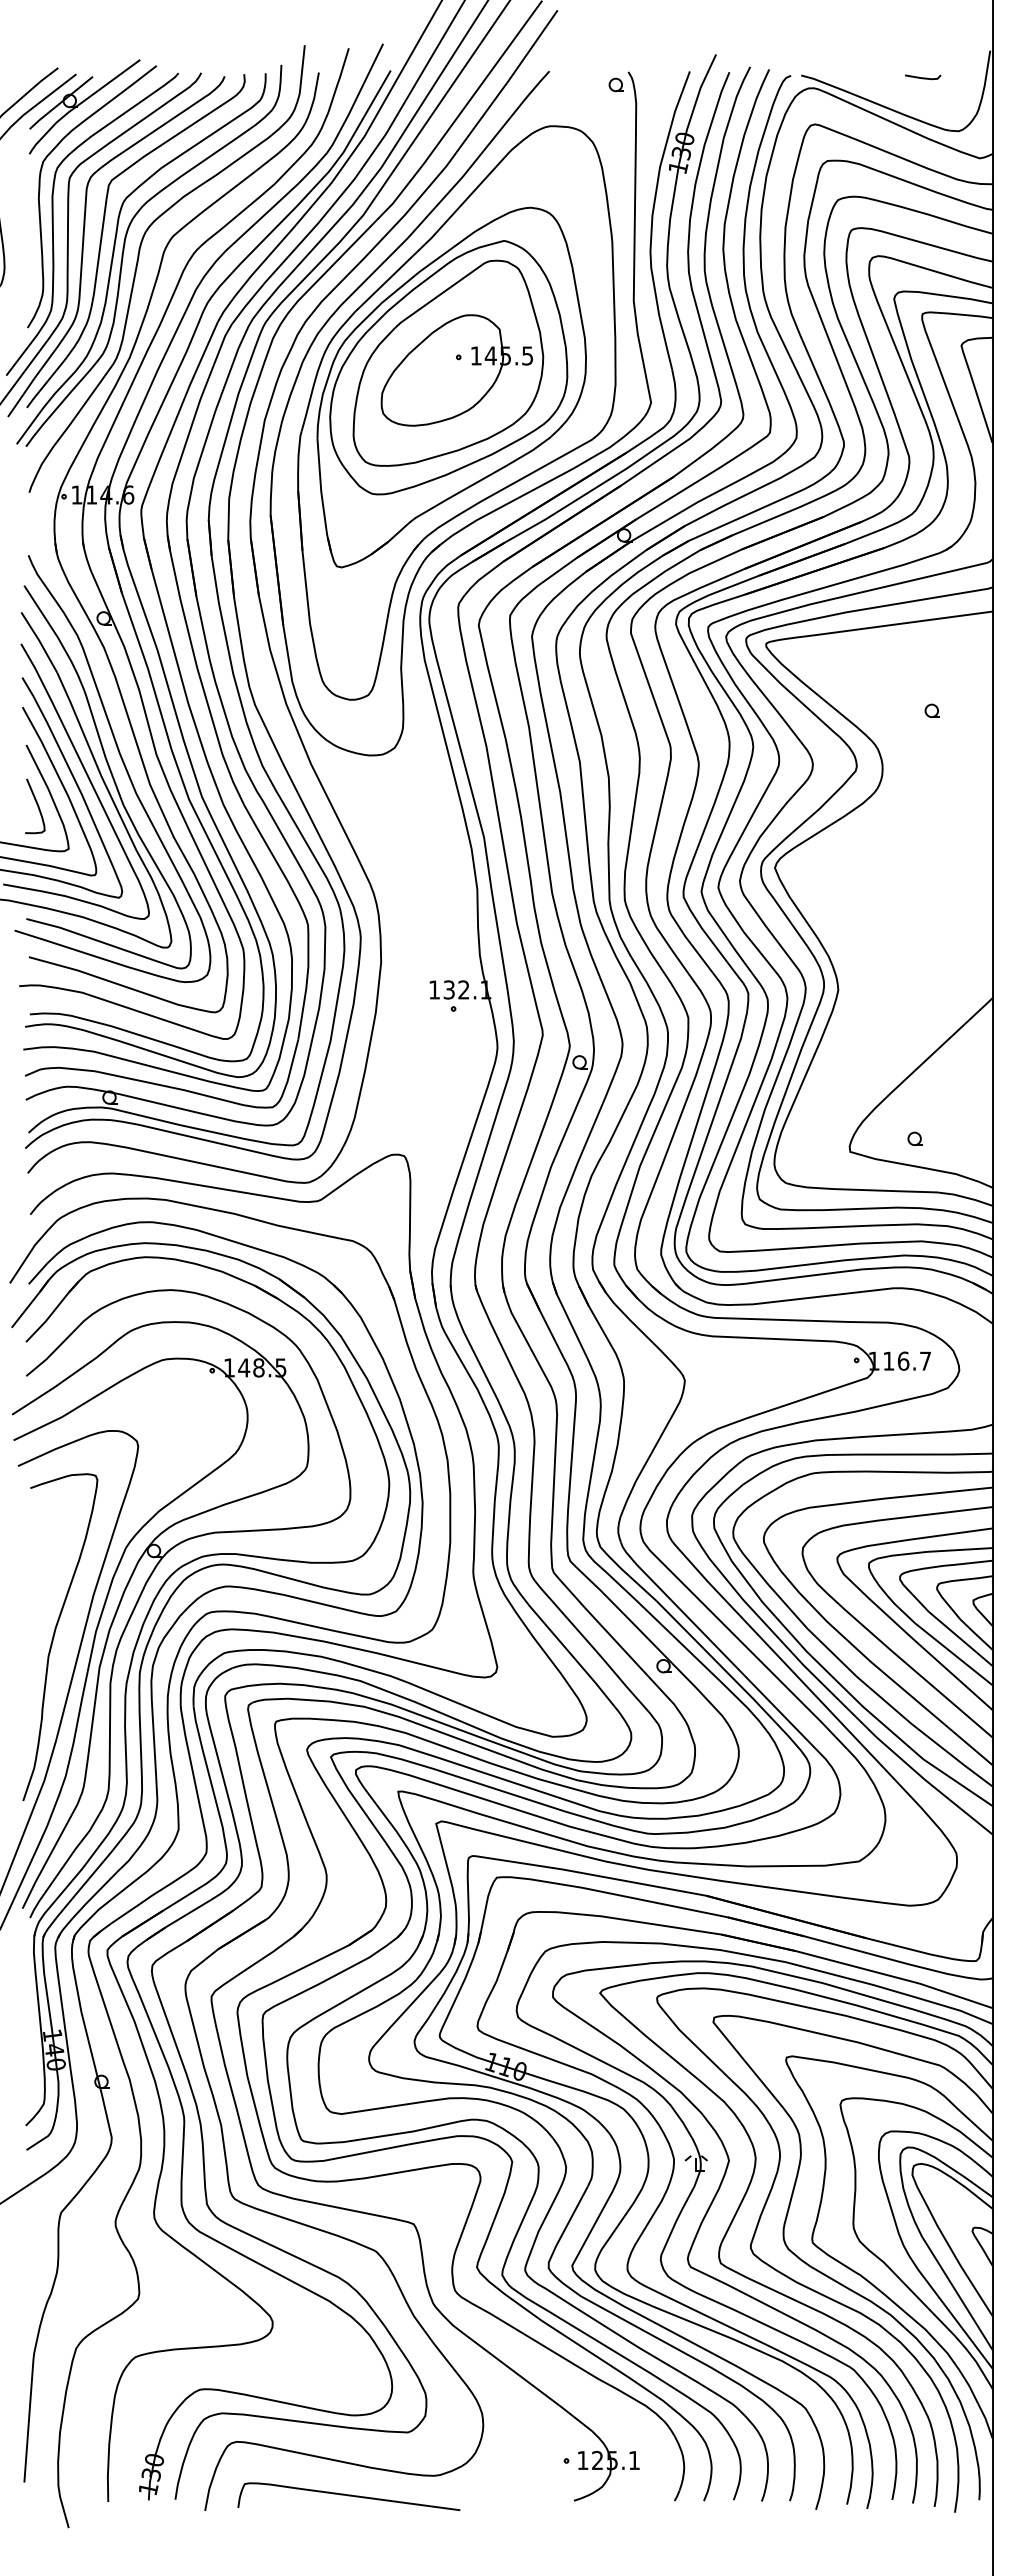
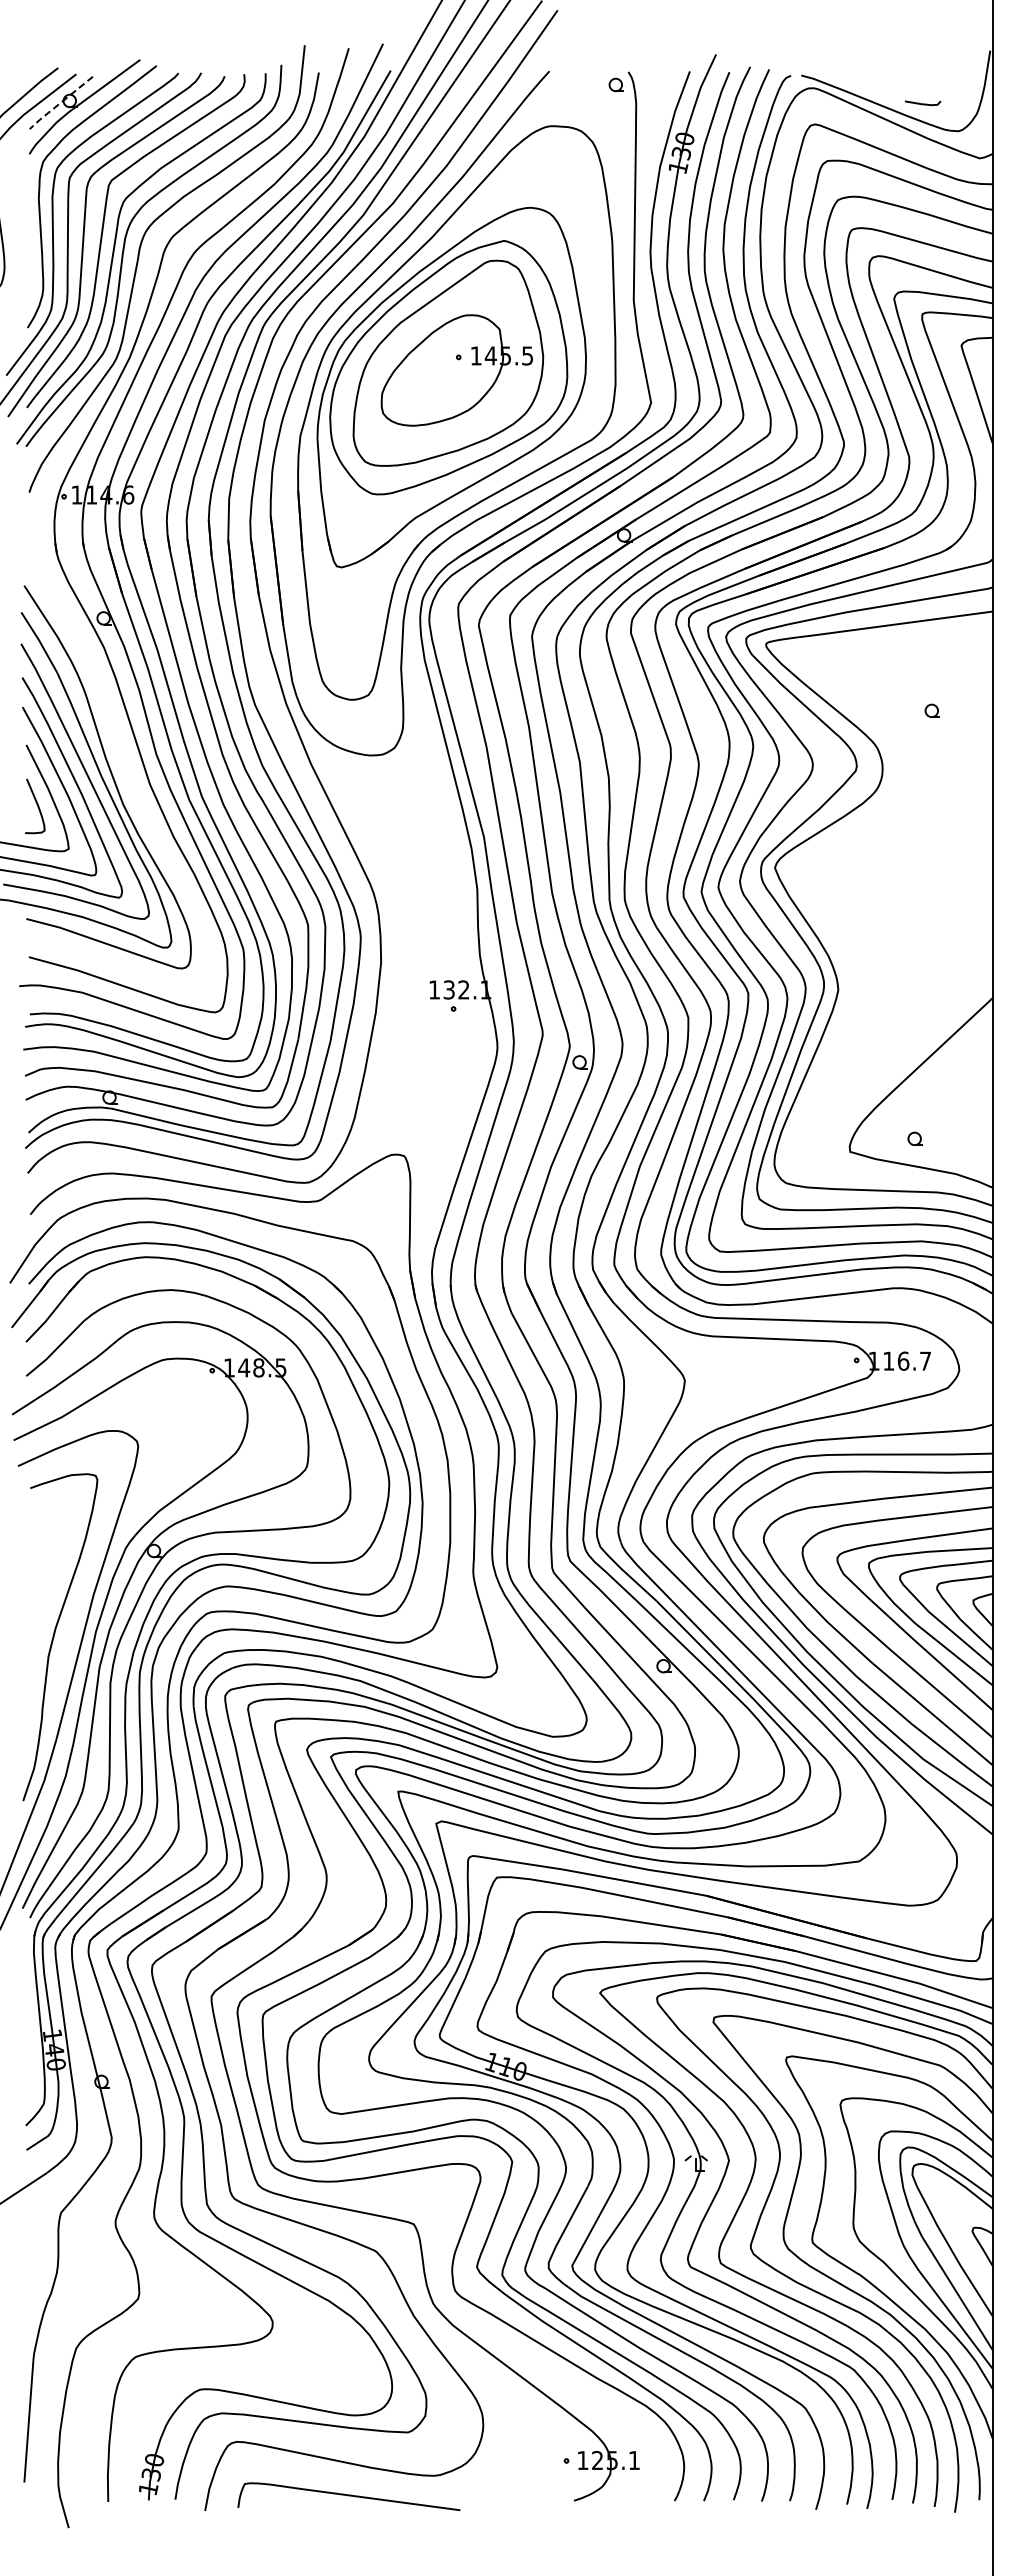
line position: (923, 77) -> (923, 103) (923, 103)
line: solid -> dashed (59, 103)
curve: present -> none (122, 763)
